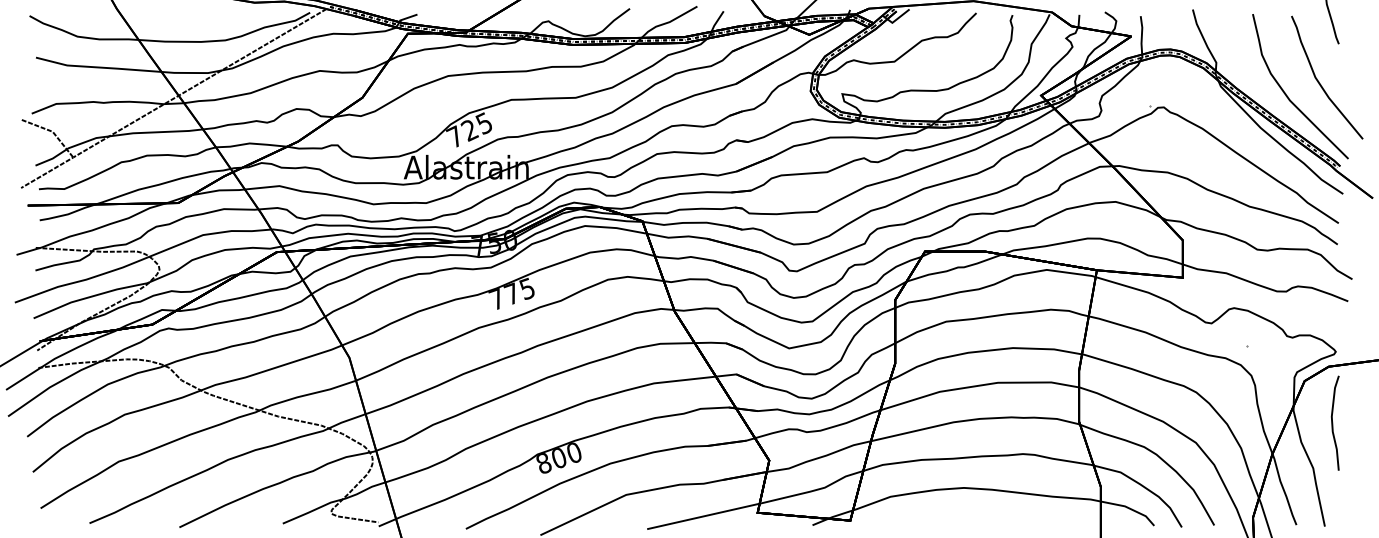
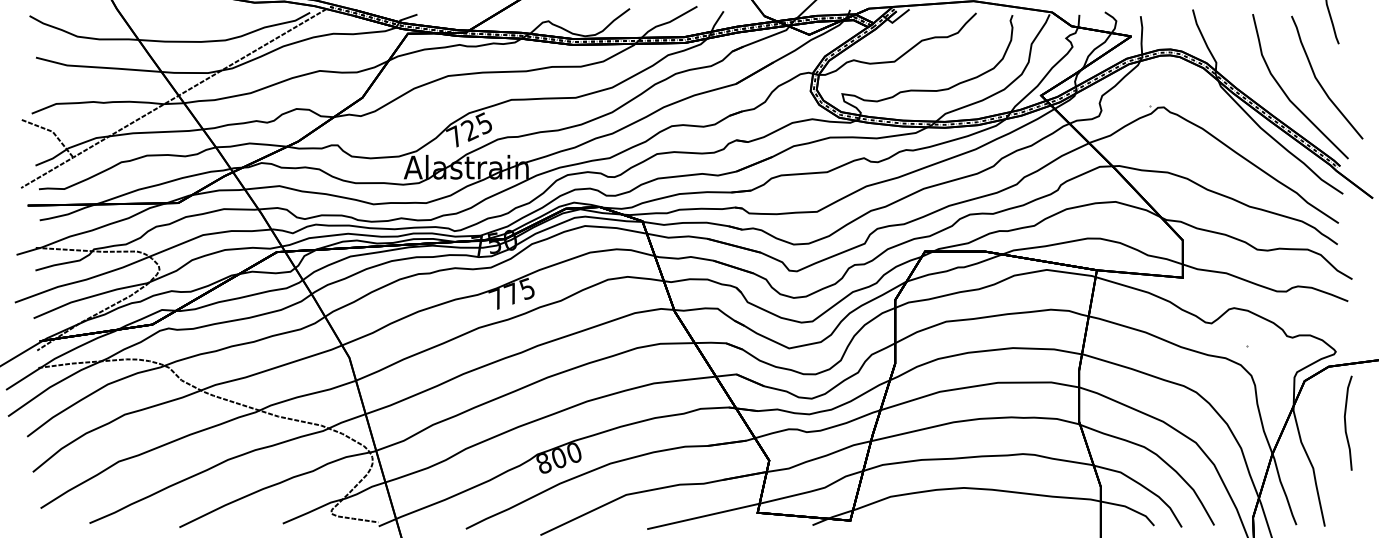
curve position: (1333, 422) -> (1346, 422) (1346, 422)
